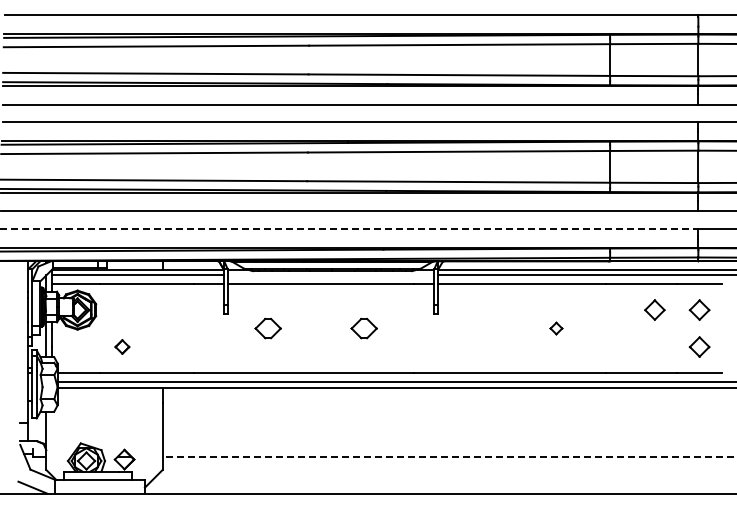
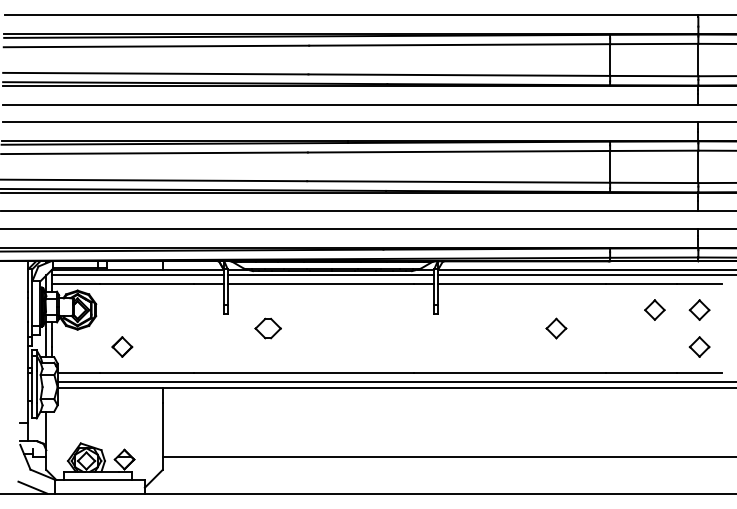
line: dashed -> solid (349, 229)
line: none -> present (330, 275)
part: present -> none (363, 328)
part size: 15x15 px -> 23x23 px (556, 328)
part size: 17x16 px -> 23x22 px (122, 346)
line: dashed -> solid (449, 456)
